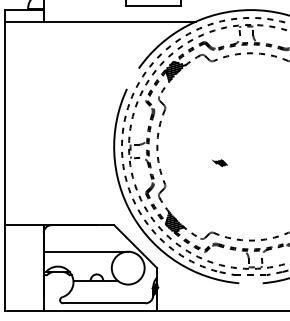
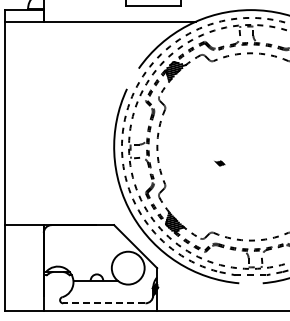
part size: 17x9 px -> 12x7 px (219, 163)
line: present -> none (85, 251)
line: solid -> dashed (103, 303)
